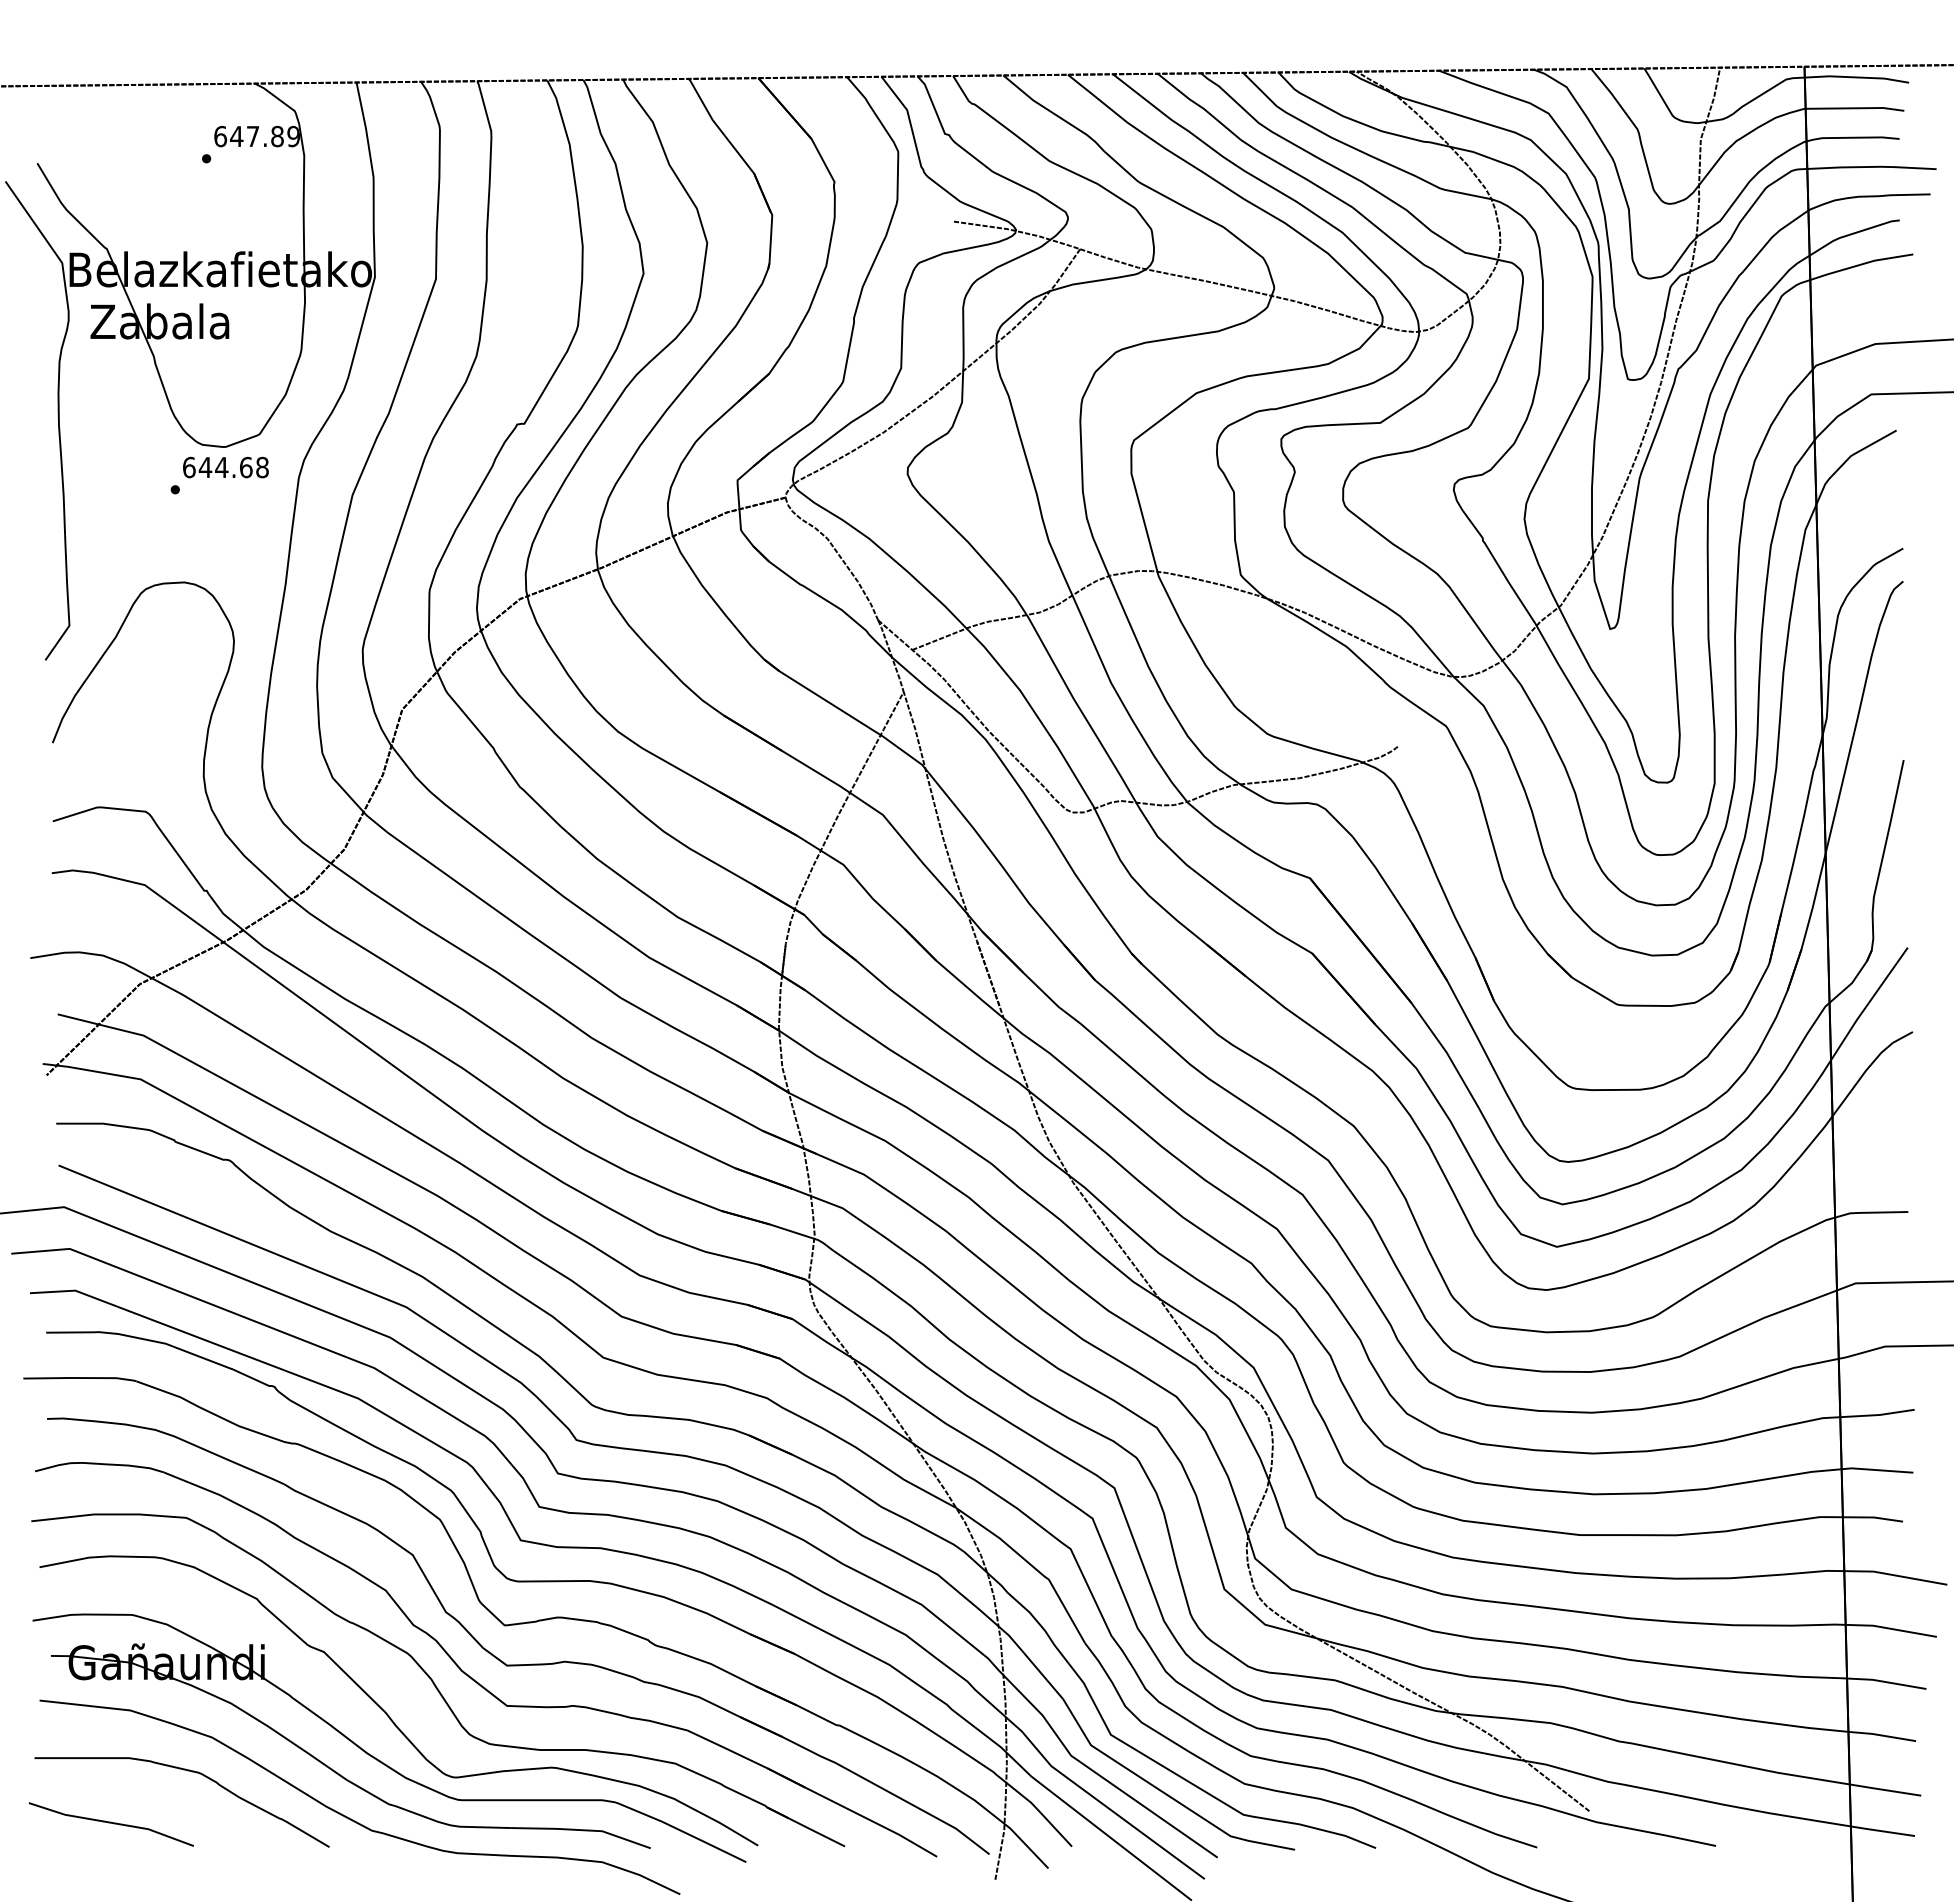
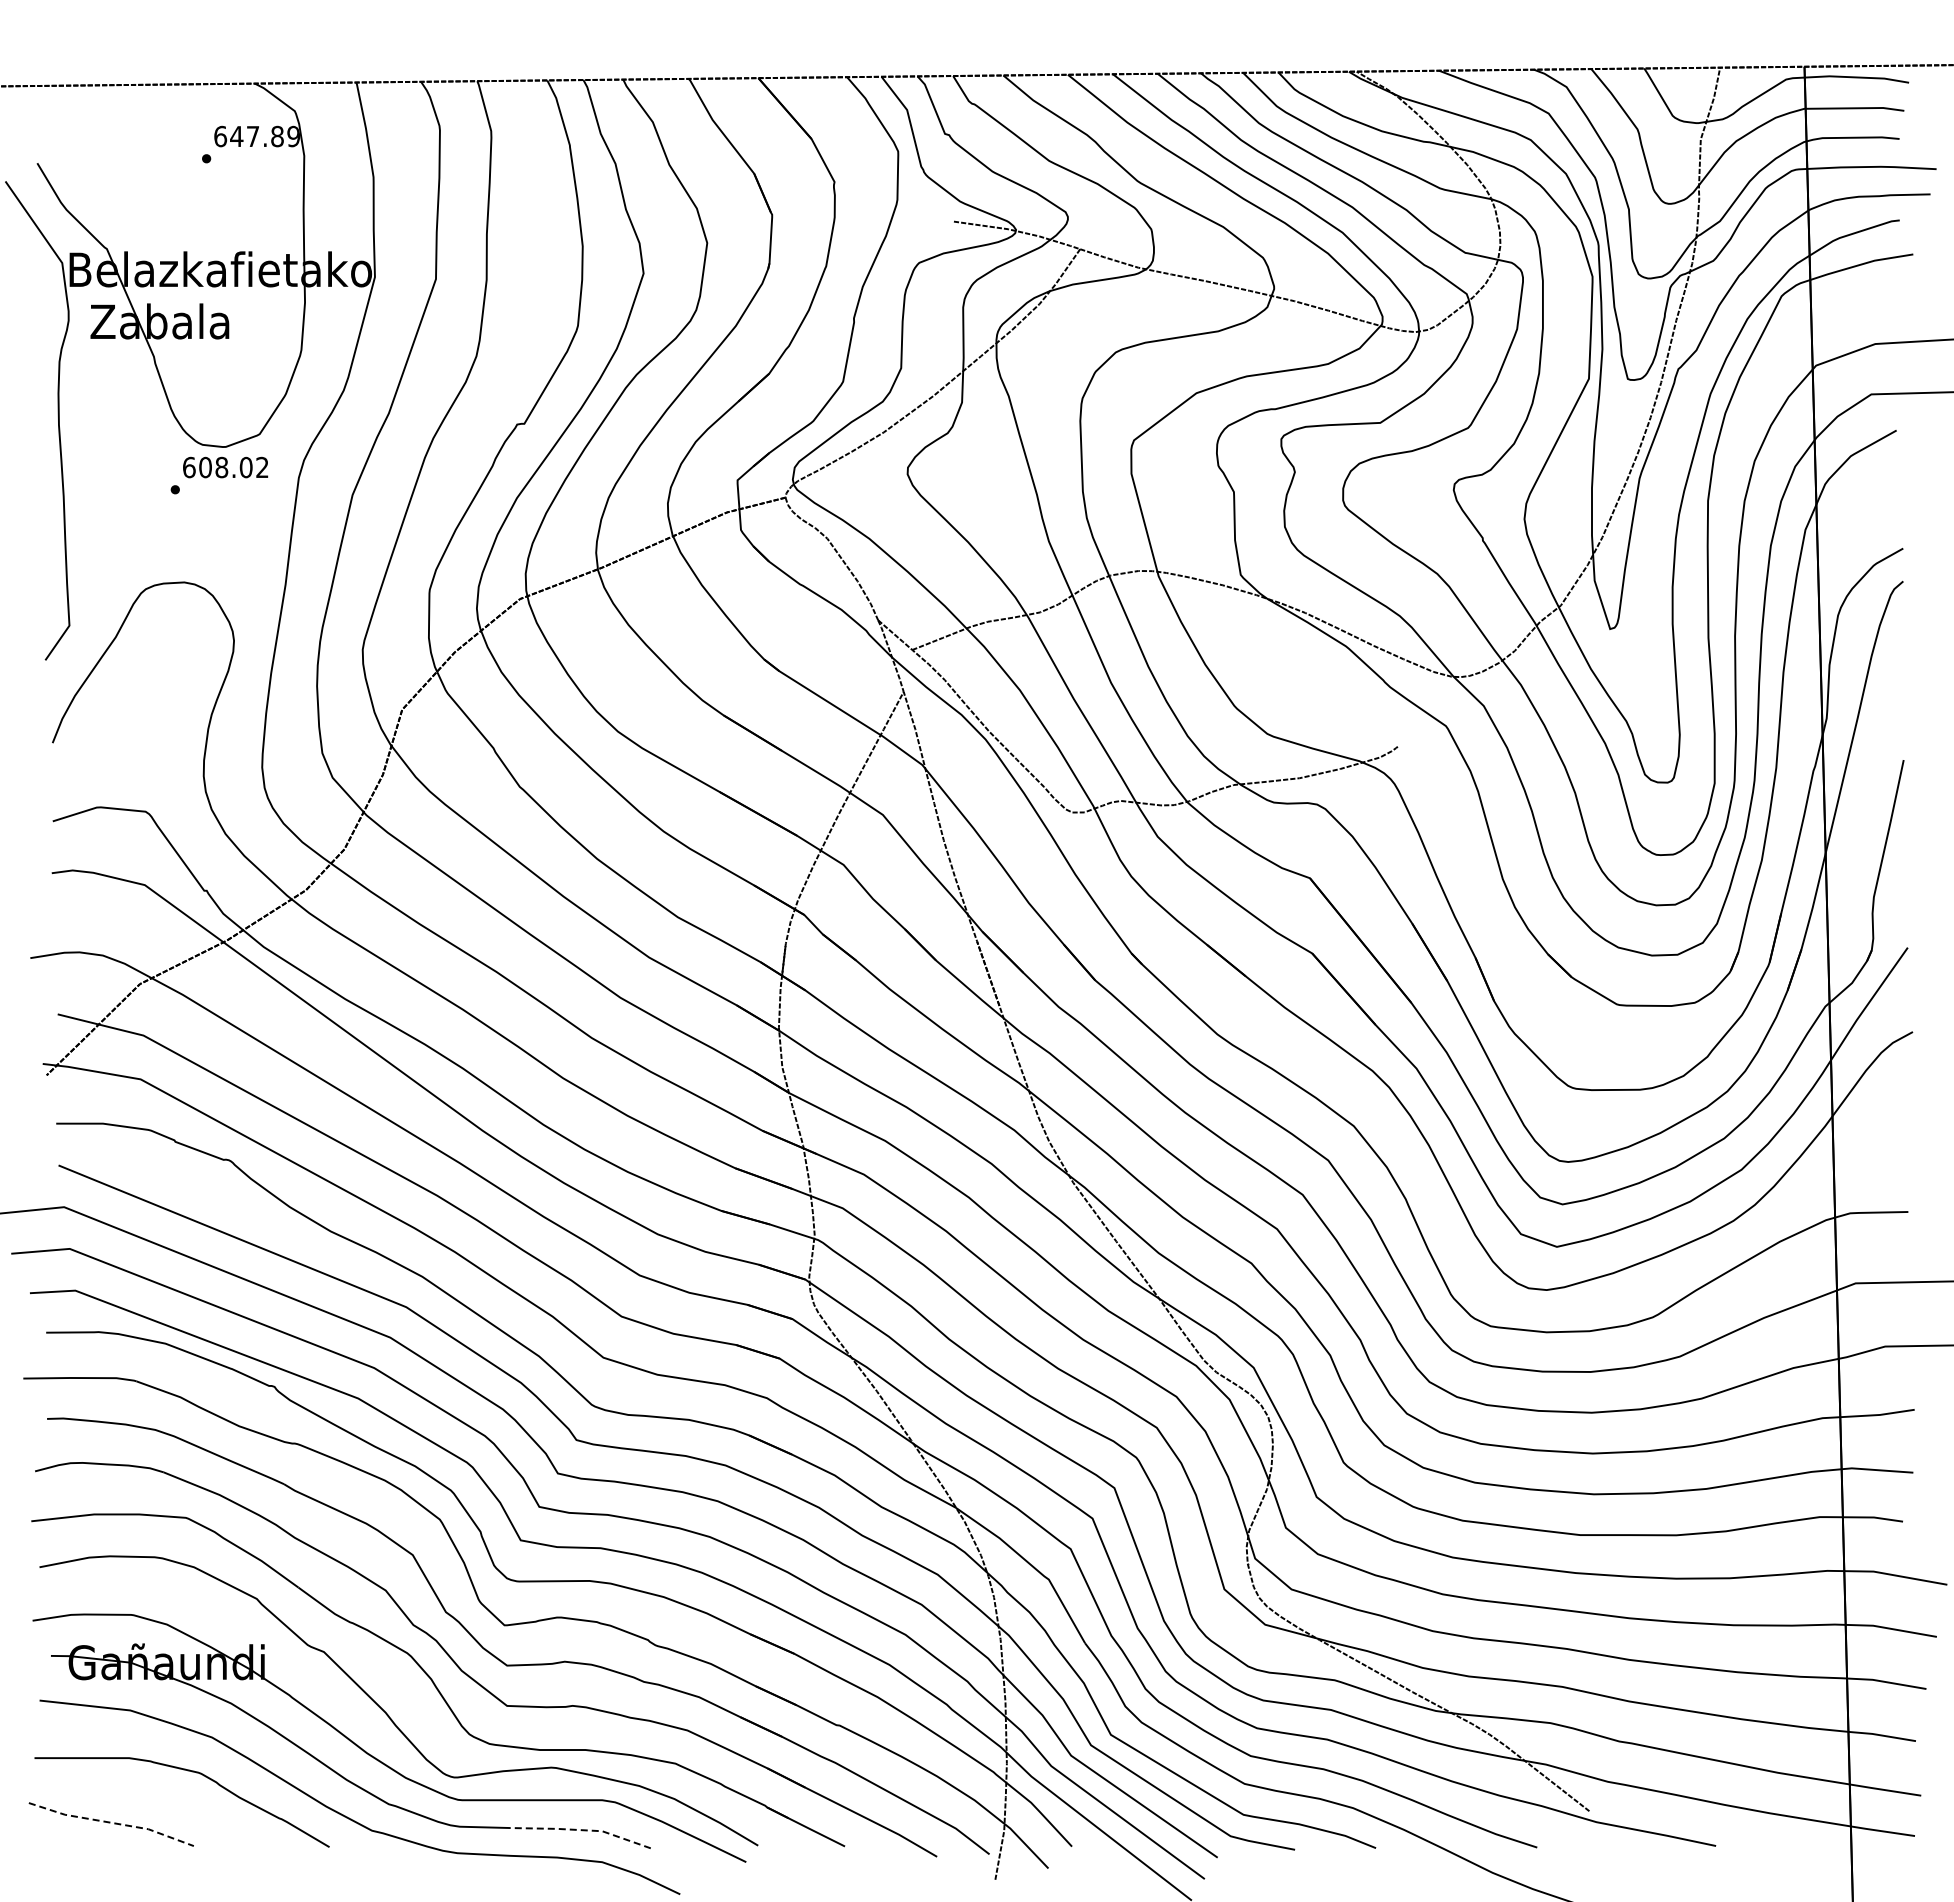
text: 644.68 -> 608.02 (233, 467)
line: solid -> dashed (112, 1822)
line: solid -> dashed (581, 1830)
